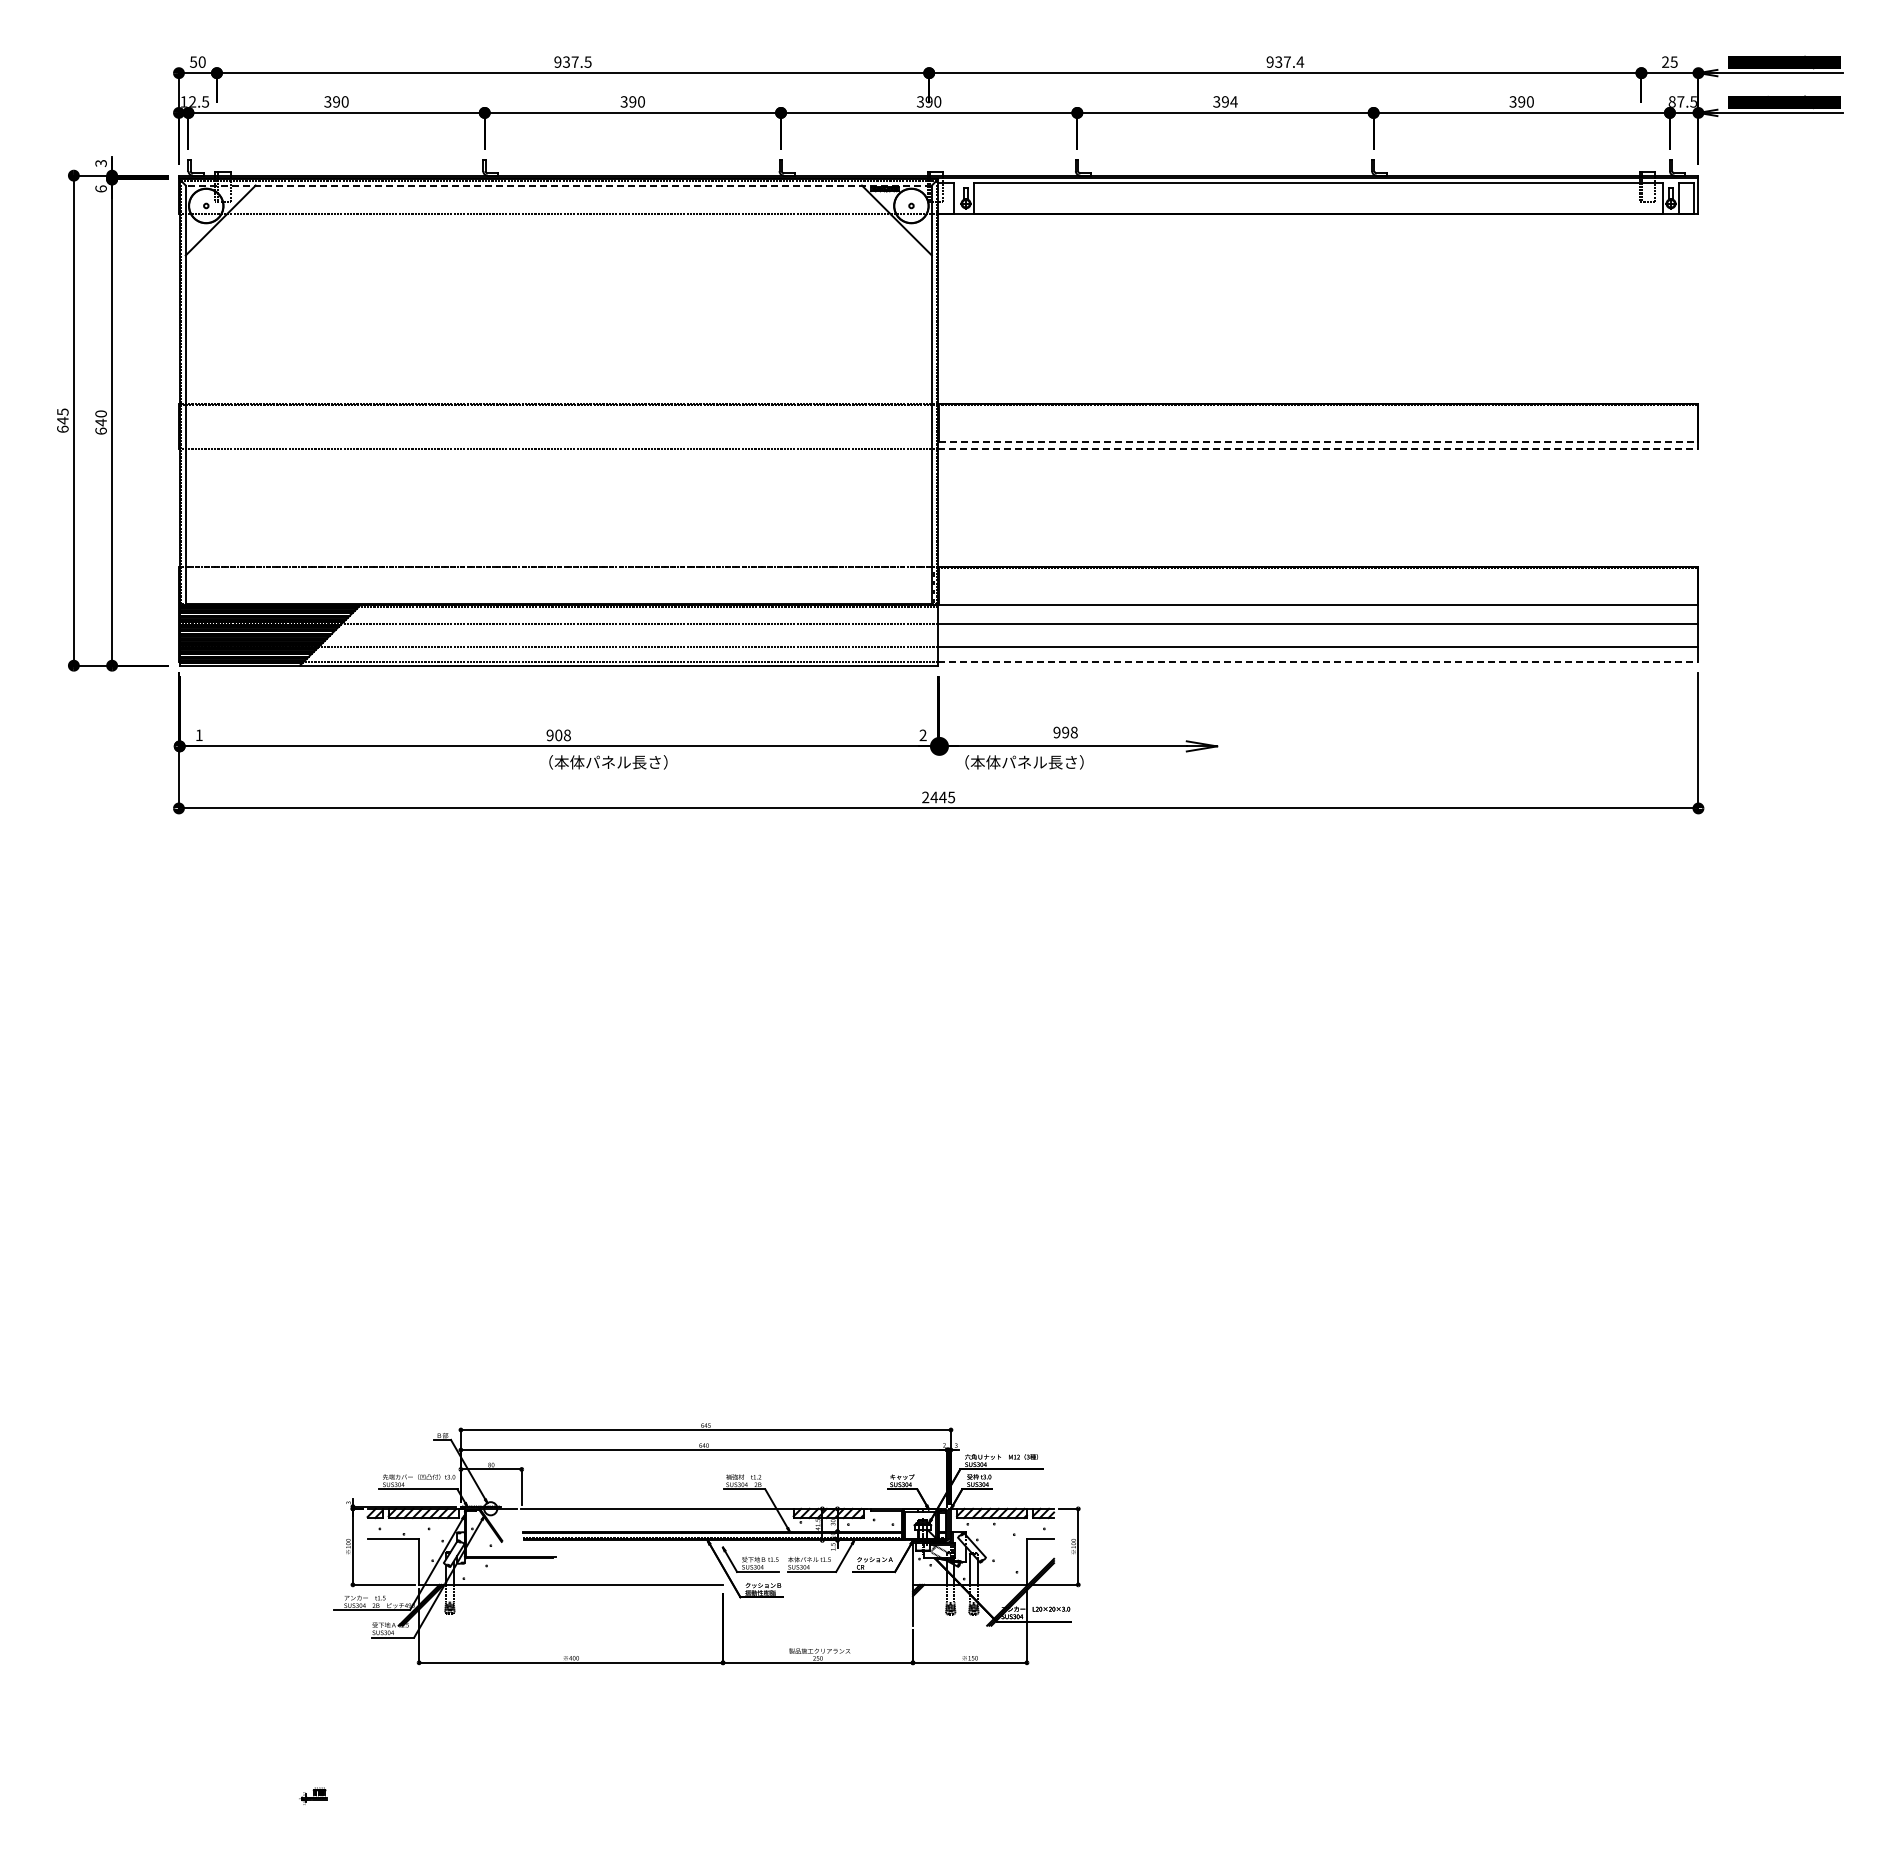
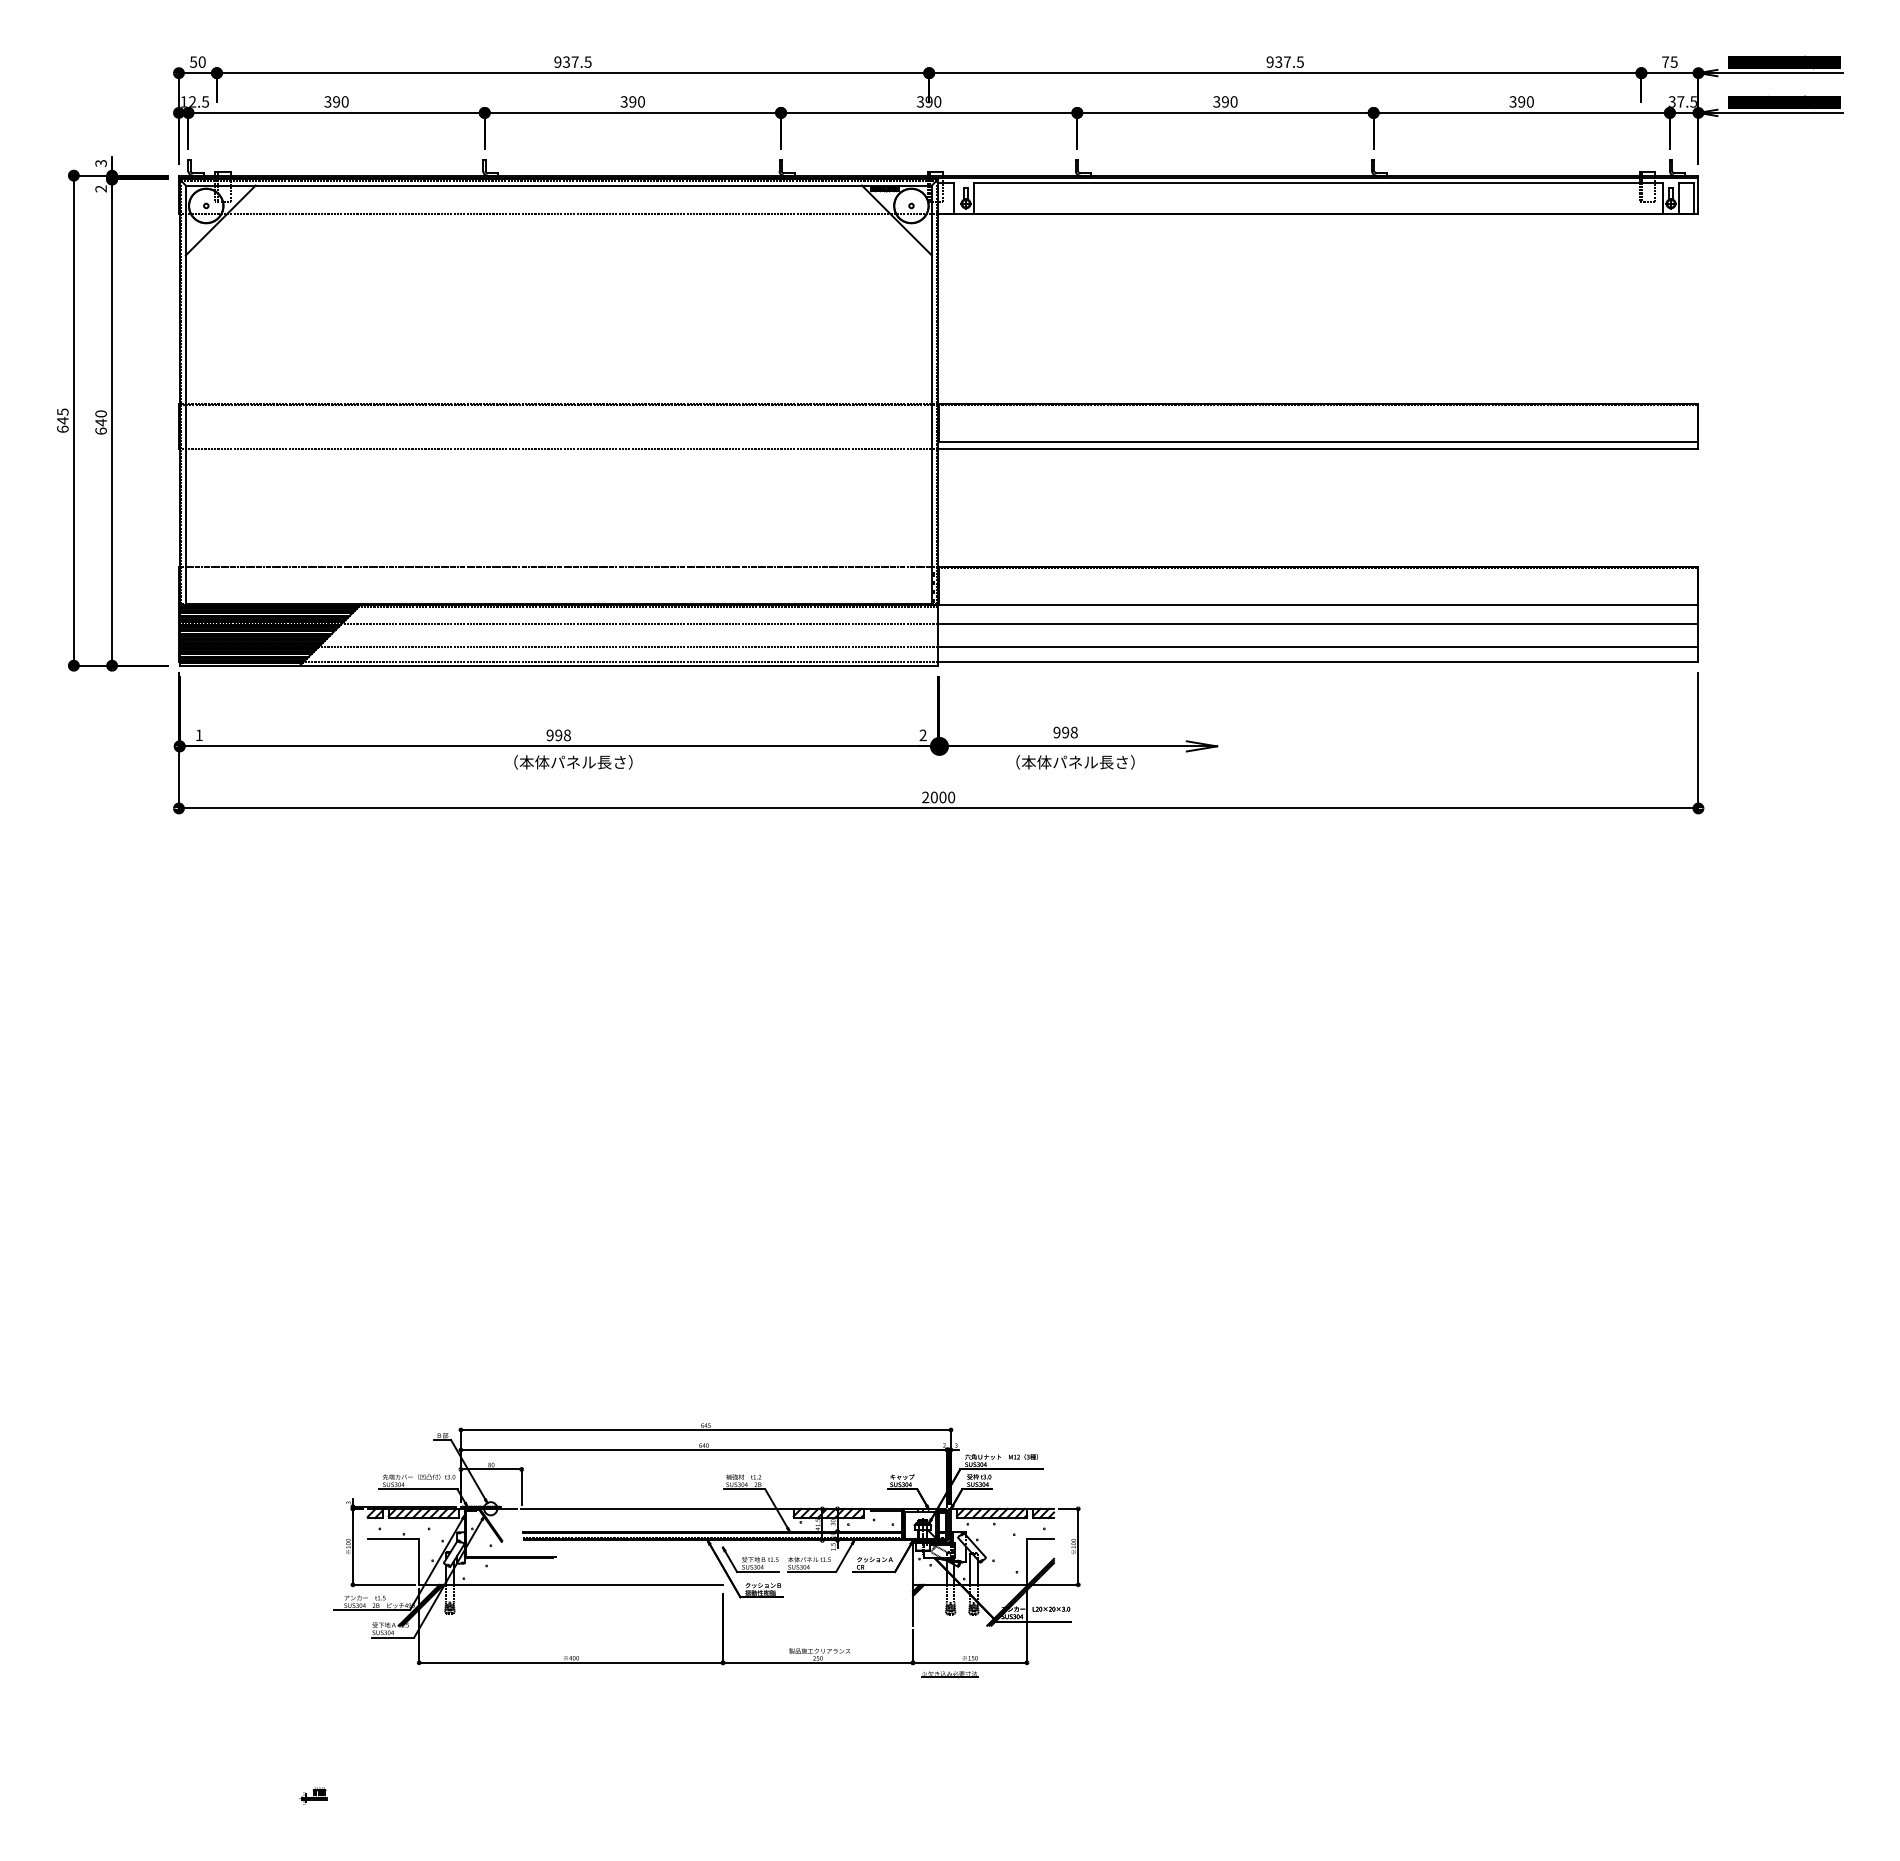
text: 937.4 -> 937.5 (1300, 61)
text: 25 -> 75 (1665, 61)
text: 394 -> 390 (1233, 101)
text: 87.5 -> 37.5 (1671, 101)
line: dashed -> solid (558, 185)
text: 6 -> 2 (100, 188)
line: dashed -> solid (1318, 441)
line: dashed -> solid (1318, 449)
line: dashed -> solid (1318, 661)
text: 908 -> 998 (558, 735)
text position: (608, 762) -> (573, 762) (573, 762)
text position: (1024, 762) -> (1075, 762) (1075, 762)
text: 2445 -> 2000 (942, 797)
part: none -> present (949, 1674)
